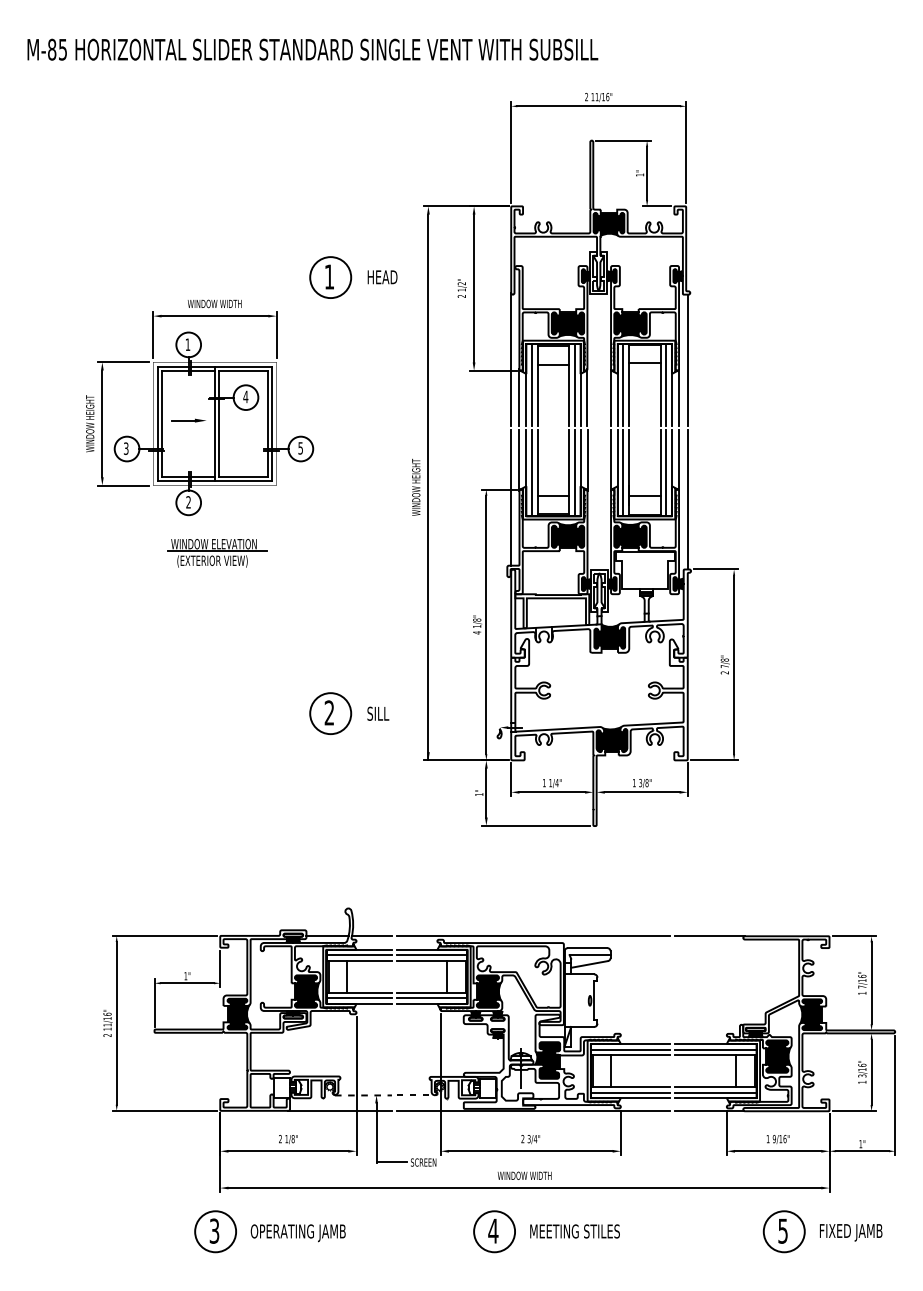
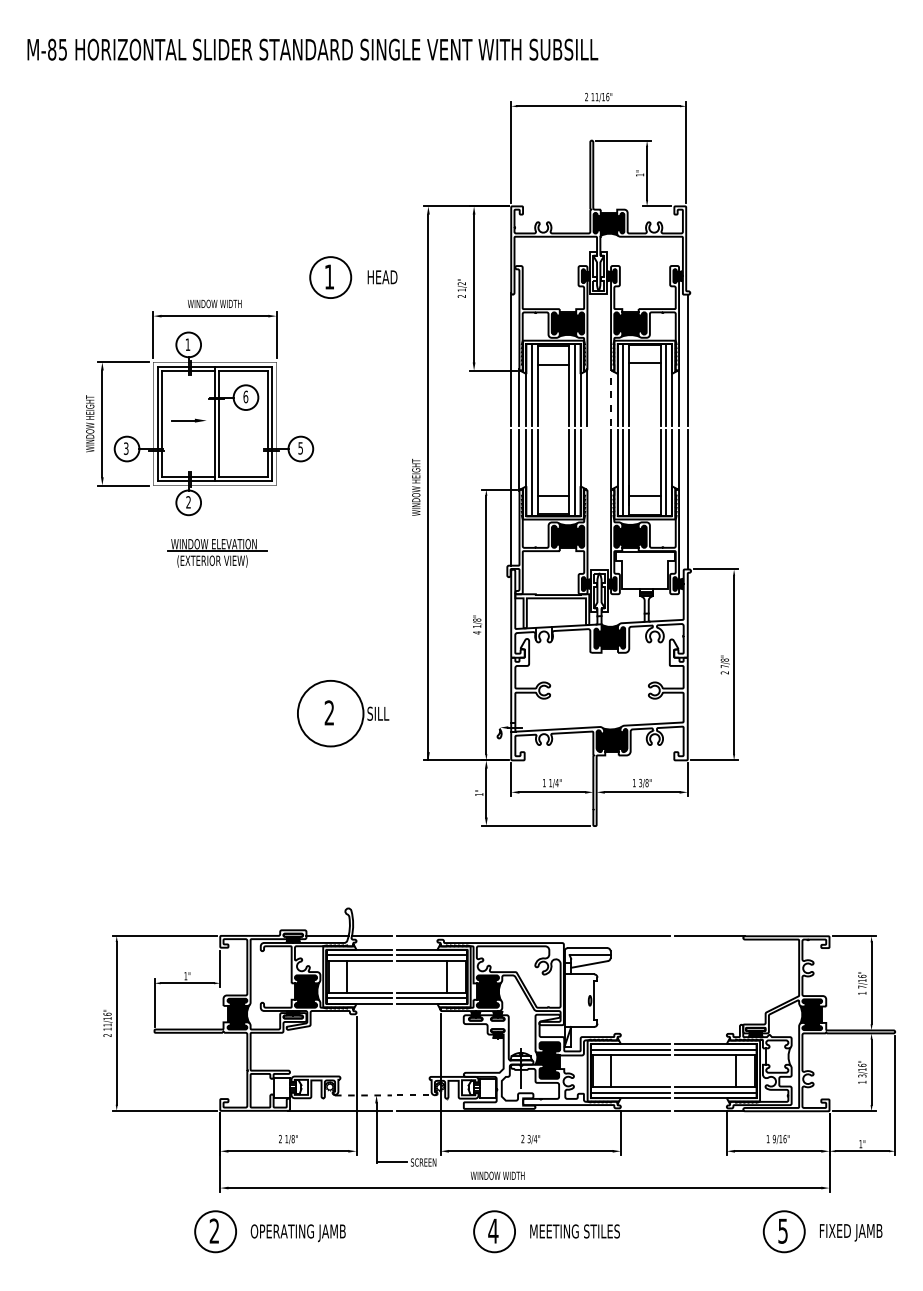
text: 4 -> 6 (245, 396)
line: solid -> dashed (611, 397)
line: present -> none (587, 460)
circle diameter: 41 px -> 66 px (330, 713)
fill: present -> none (778, 1056)
text position: (524, 1175) -> (497, 1175) (497, 1175)
text: 3 -> 2 (214, 1230)
